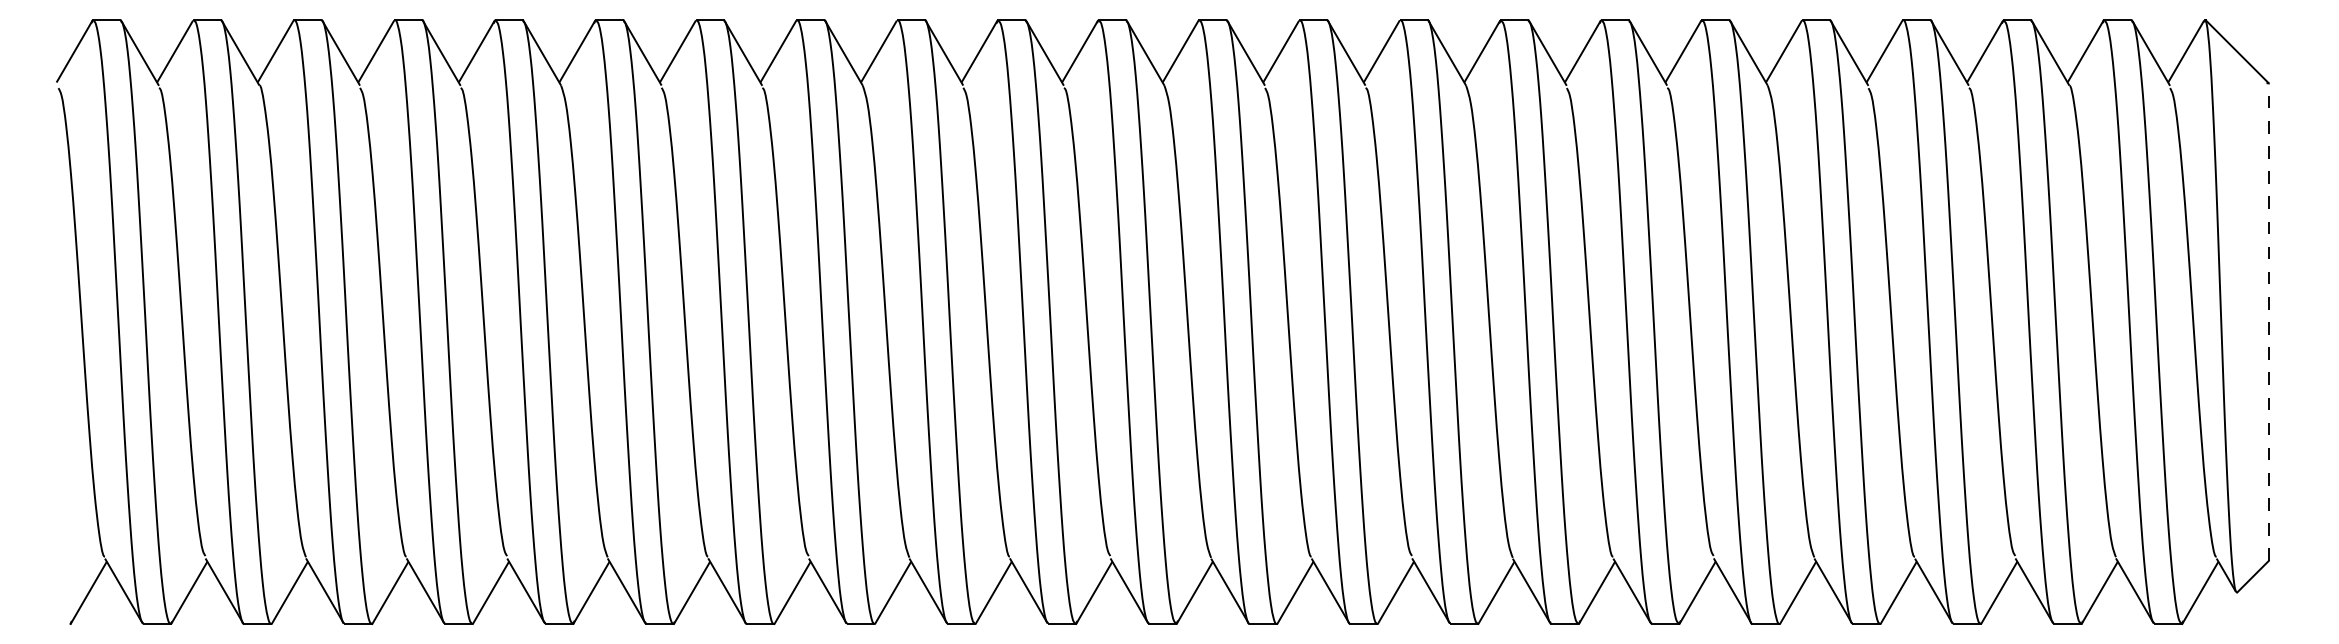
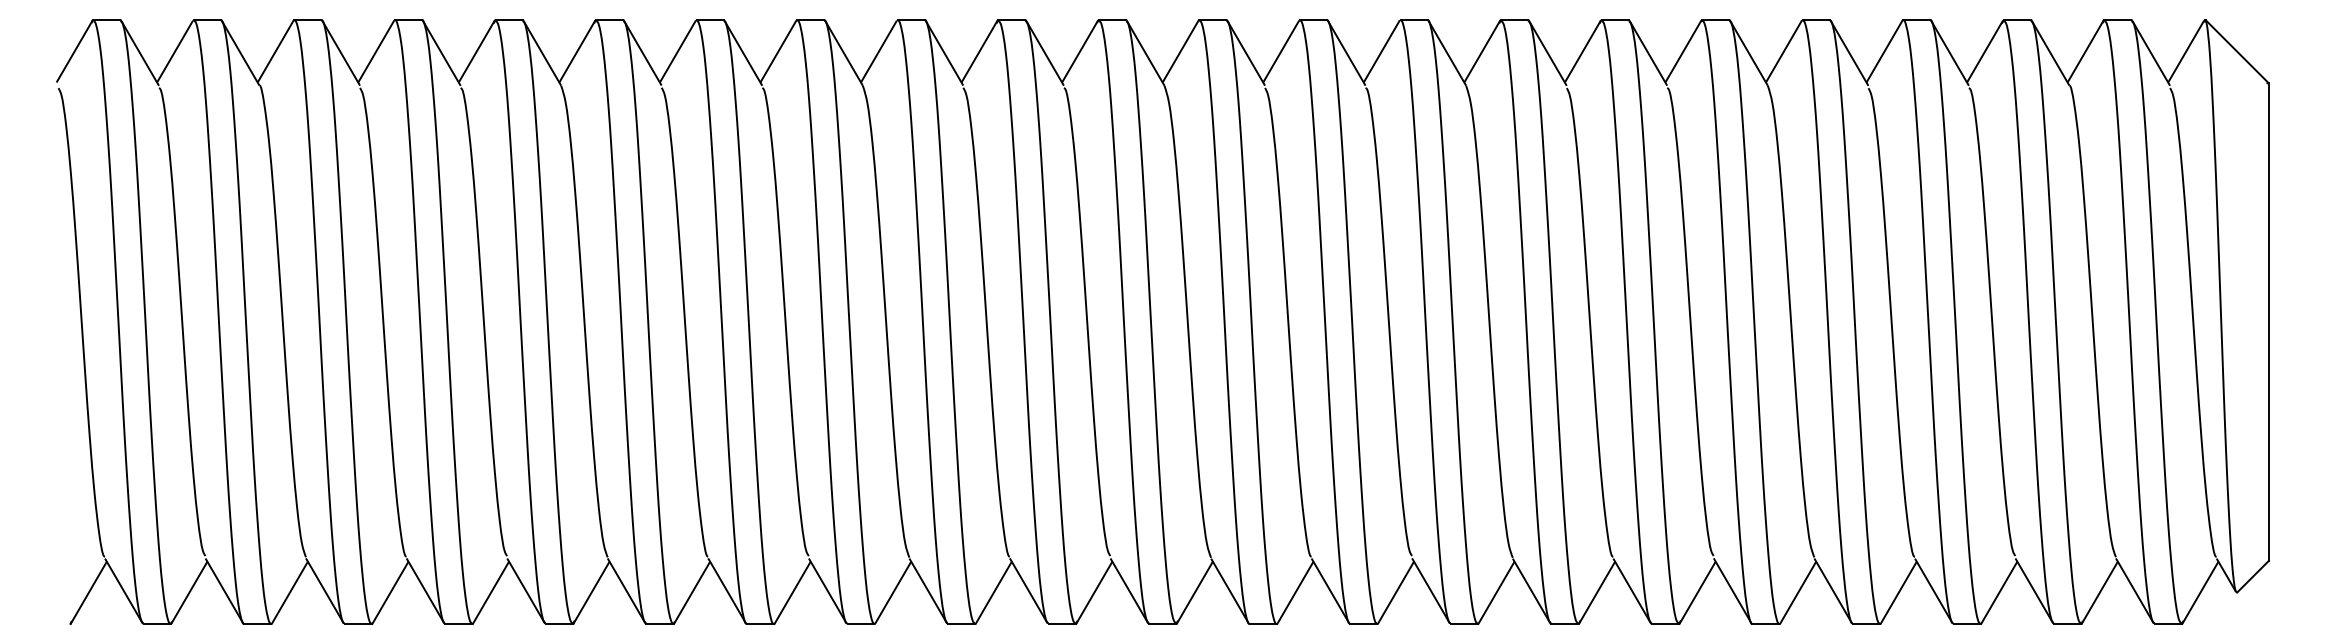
line: dashed -> solid (2268, 322)
